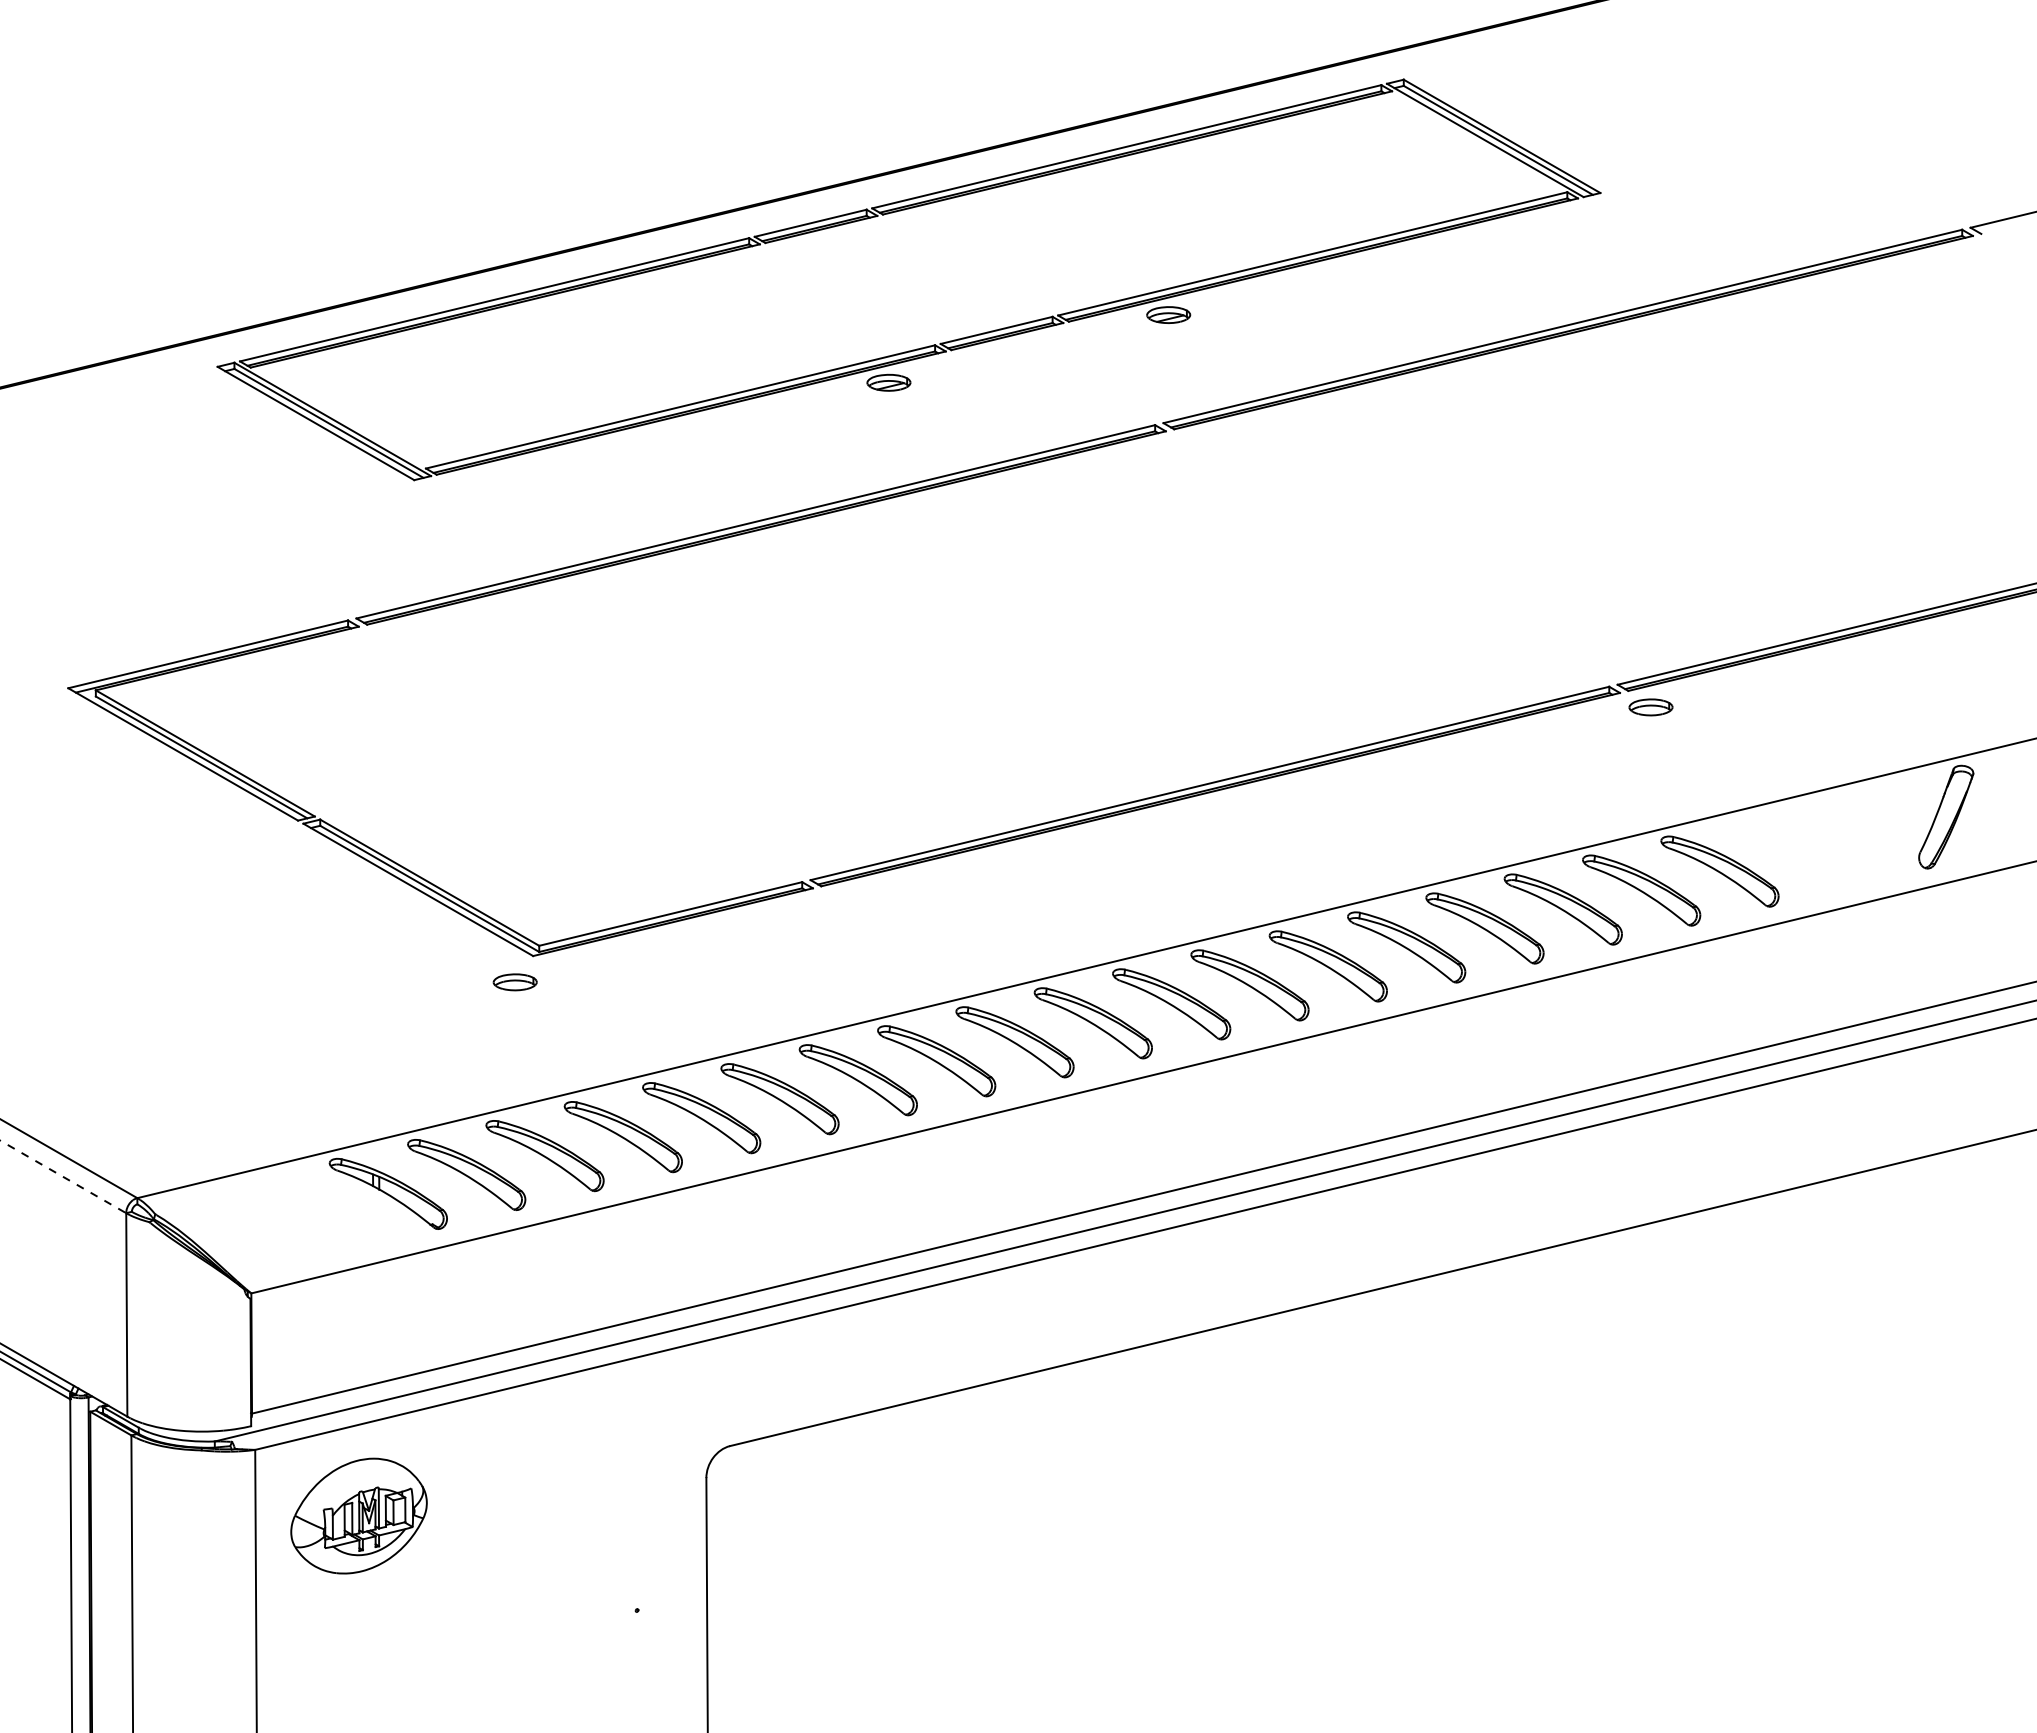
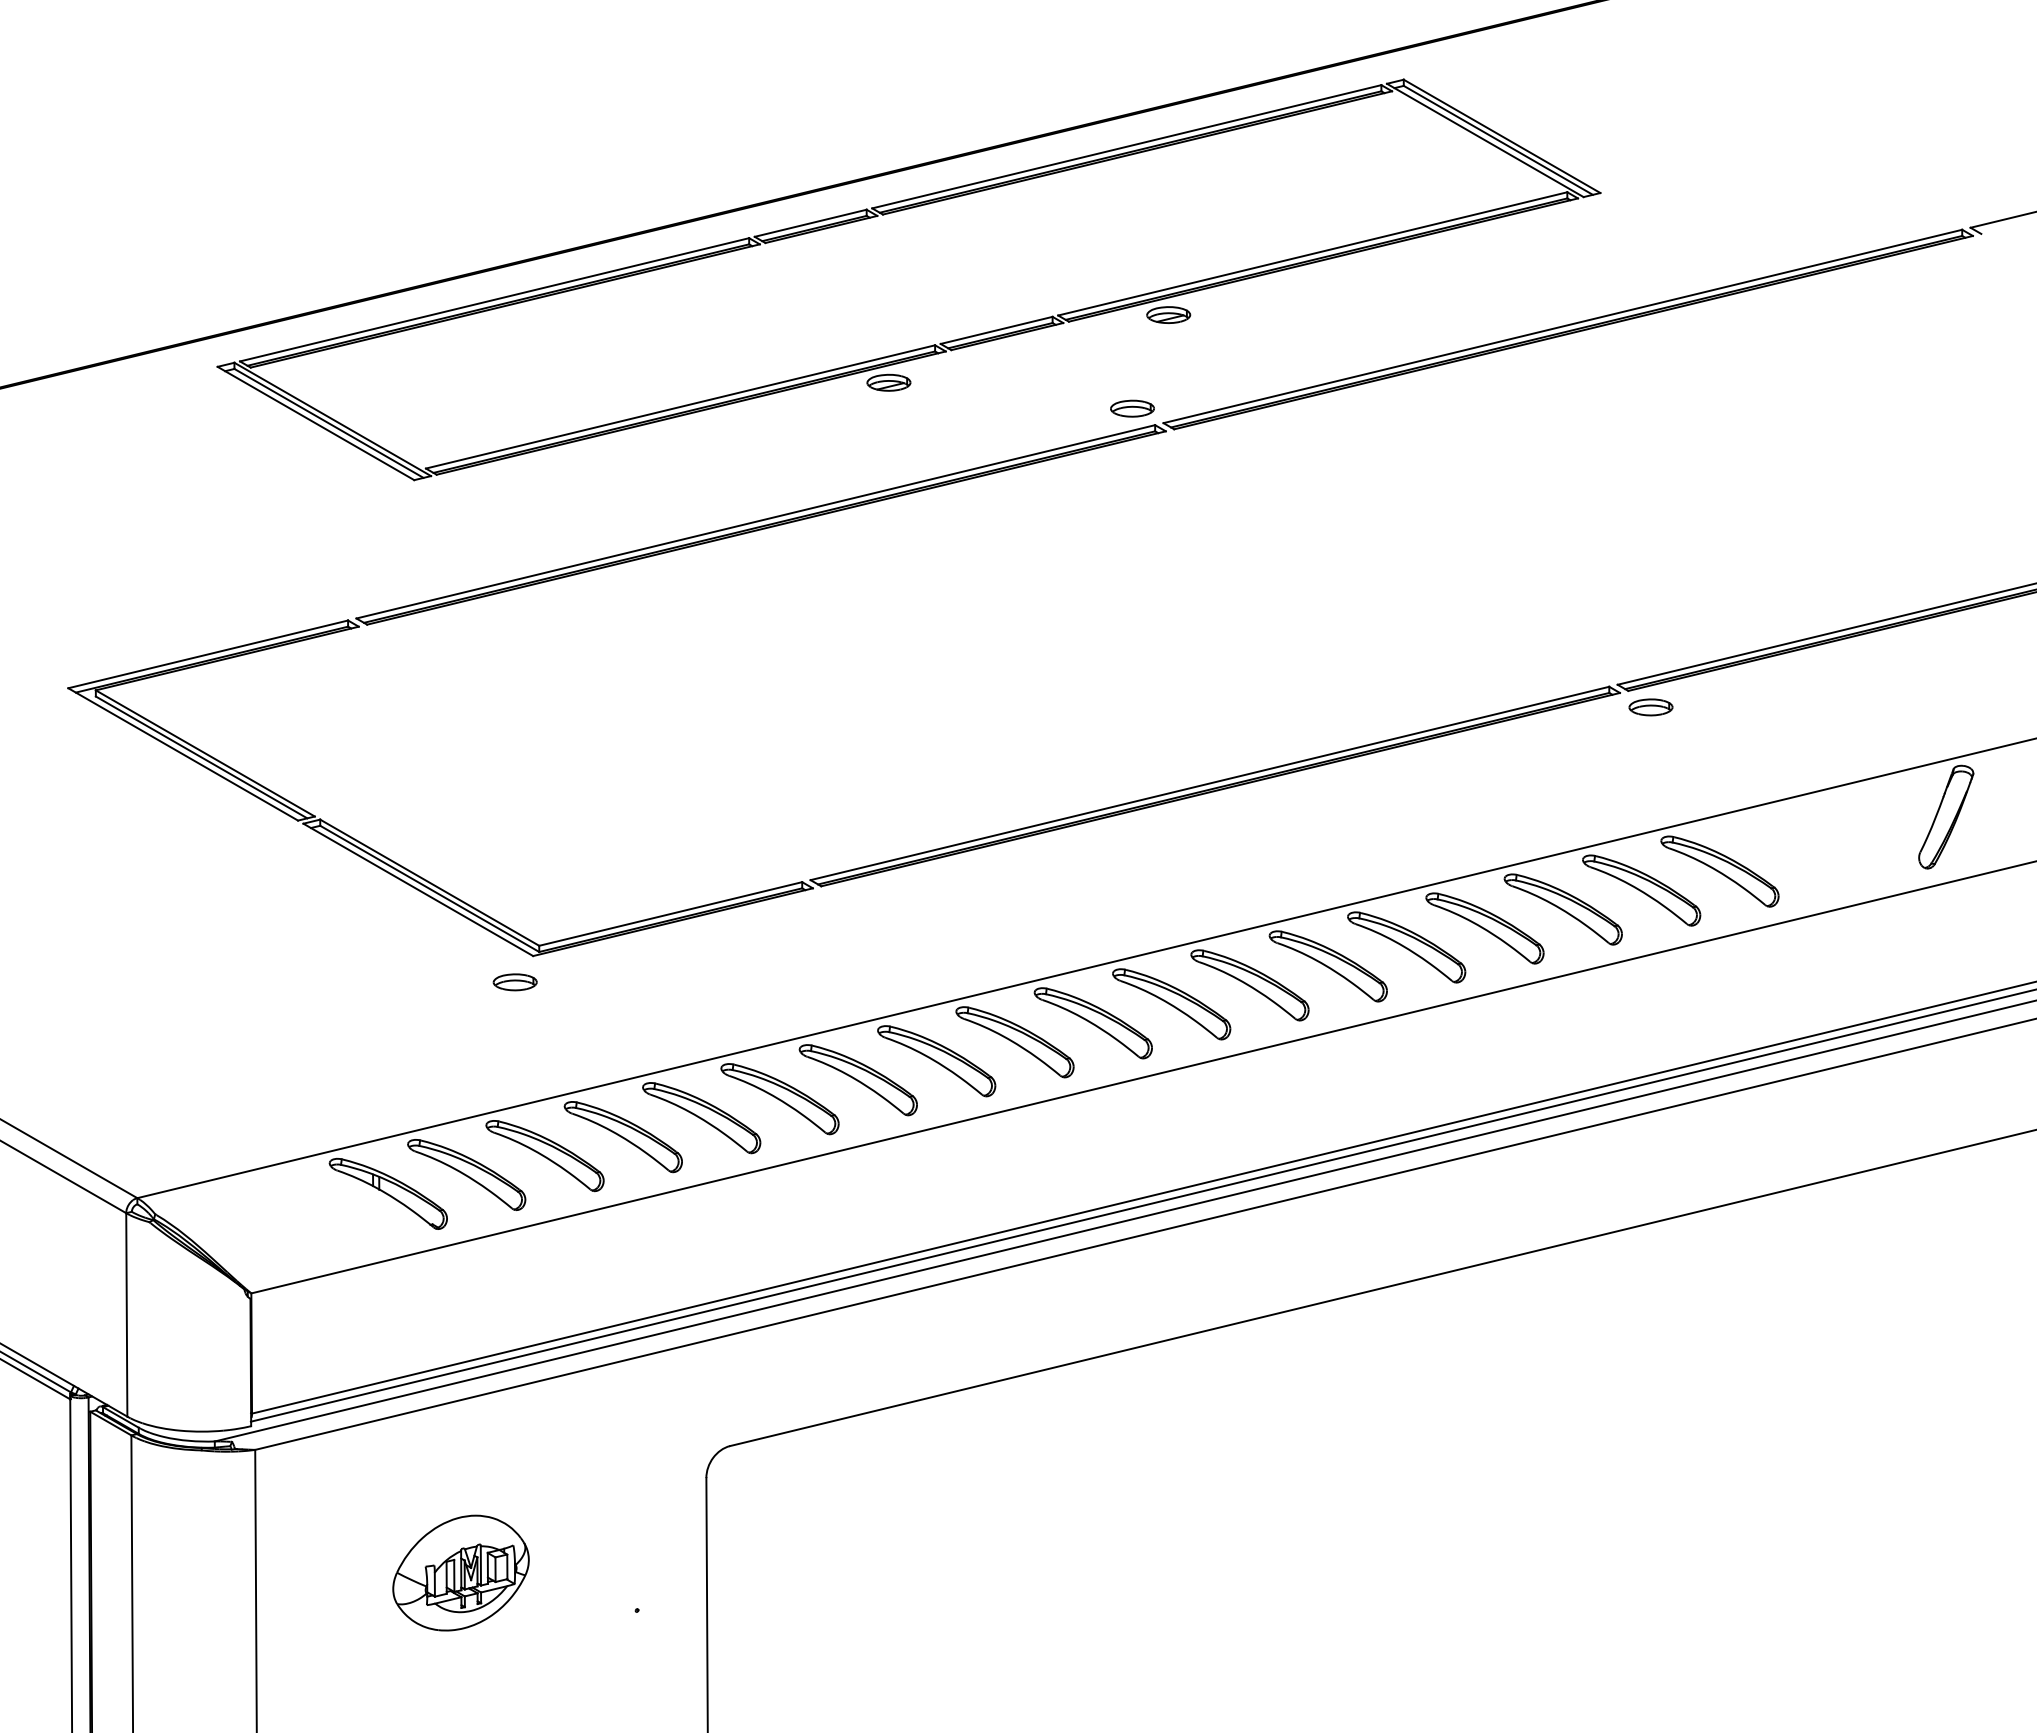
part: none -> present (1132, 408)
line: dashed -> solid (63, 1177)
line: none -> present (1141, 1205)
part position: (358, 1515) -> (460, 1572) (460, 1572)
